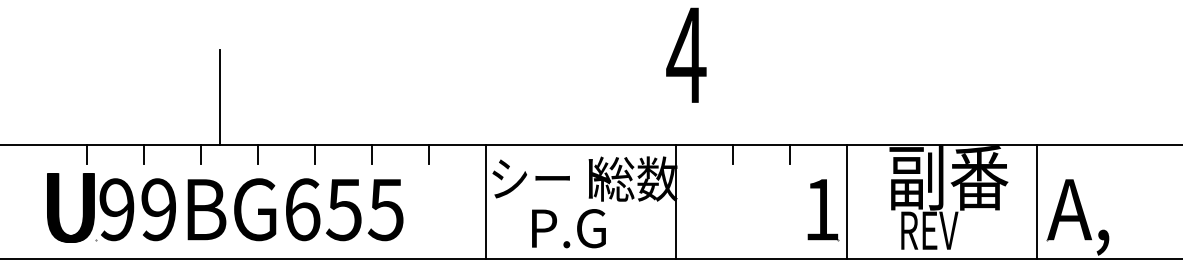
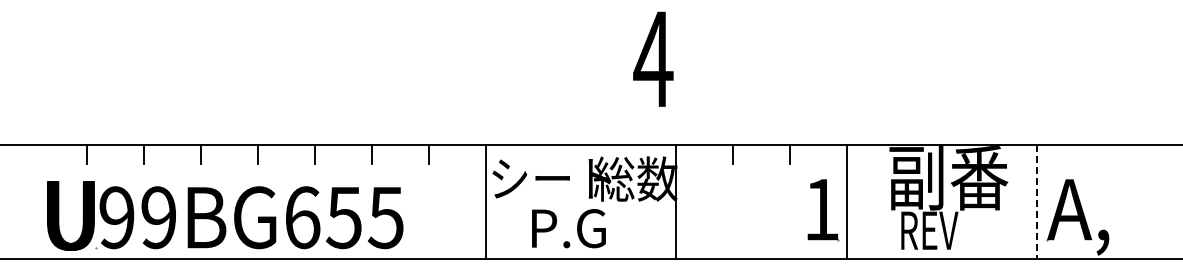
text position: (686, 54) -> (653, 58) (653, 58)
line: present -> none (219, 97)
line: solid -> dashed (1037, 202)
part position: (225, 207) -> (225, 215) (225, 215)
